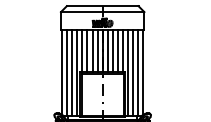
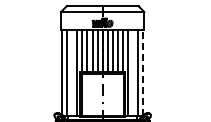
line: present -> none (72, 72)
line: present -> none (133, 72)
line: solid -> dashed (143, 72)
